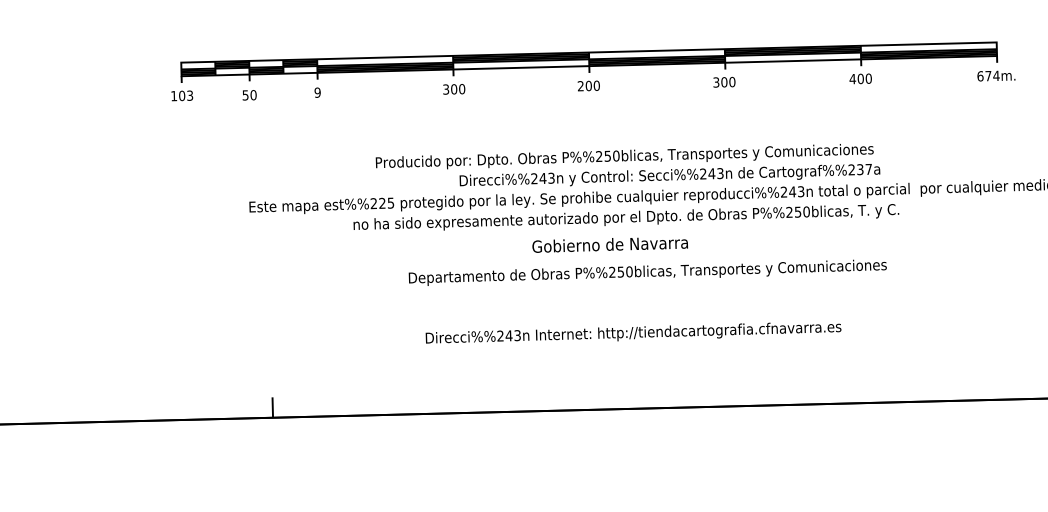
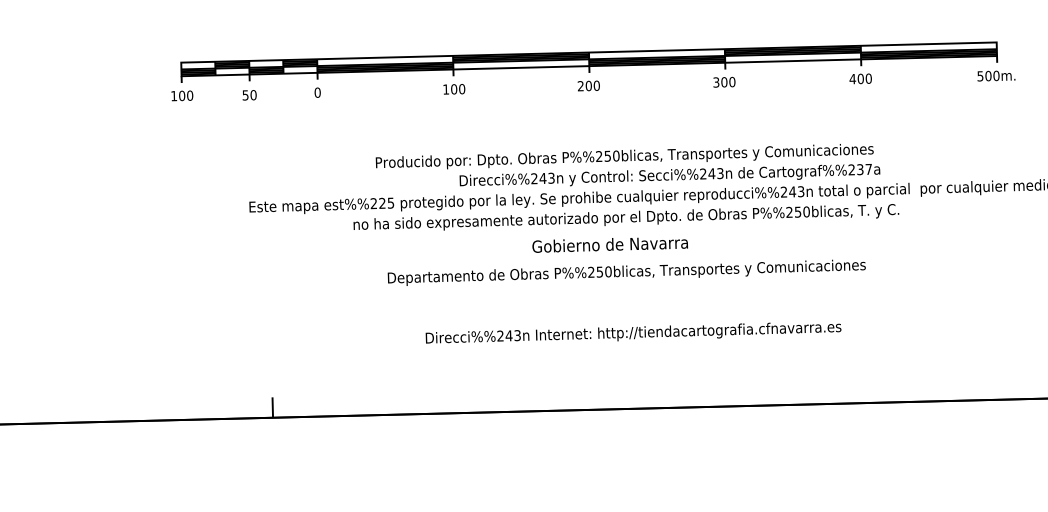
text: 674m. -> 500m. (988, 75)
text: 300 -> 100 (446, 89)
text: 9 -> 0 (317, 92)
text: 103 -> 100 (190, 95)
text position: (647, 272) -> (626, 272) (626, 272)
